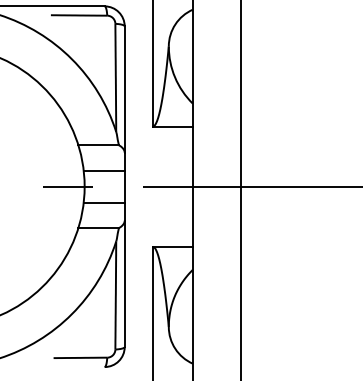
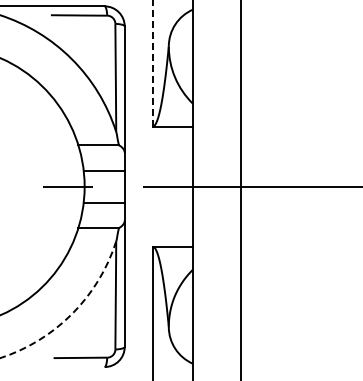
line: solid -> dashed (152, 63)
arc: solid -> dashed (71, 314)
